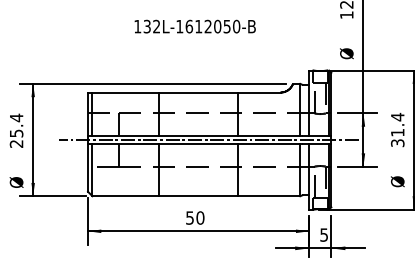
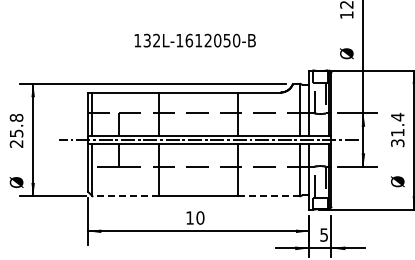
text position: (194, 26) -> (194, 40) (194, 40)
text: 25.4 -> 25.8 (16, 117)
line: solid -> dashed (125, 196)
line: solid -> dashed (269, 196)
text: 50 -> 10 (189, 217)
